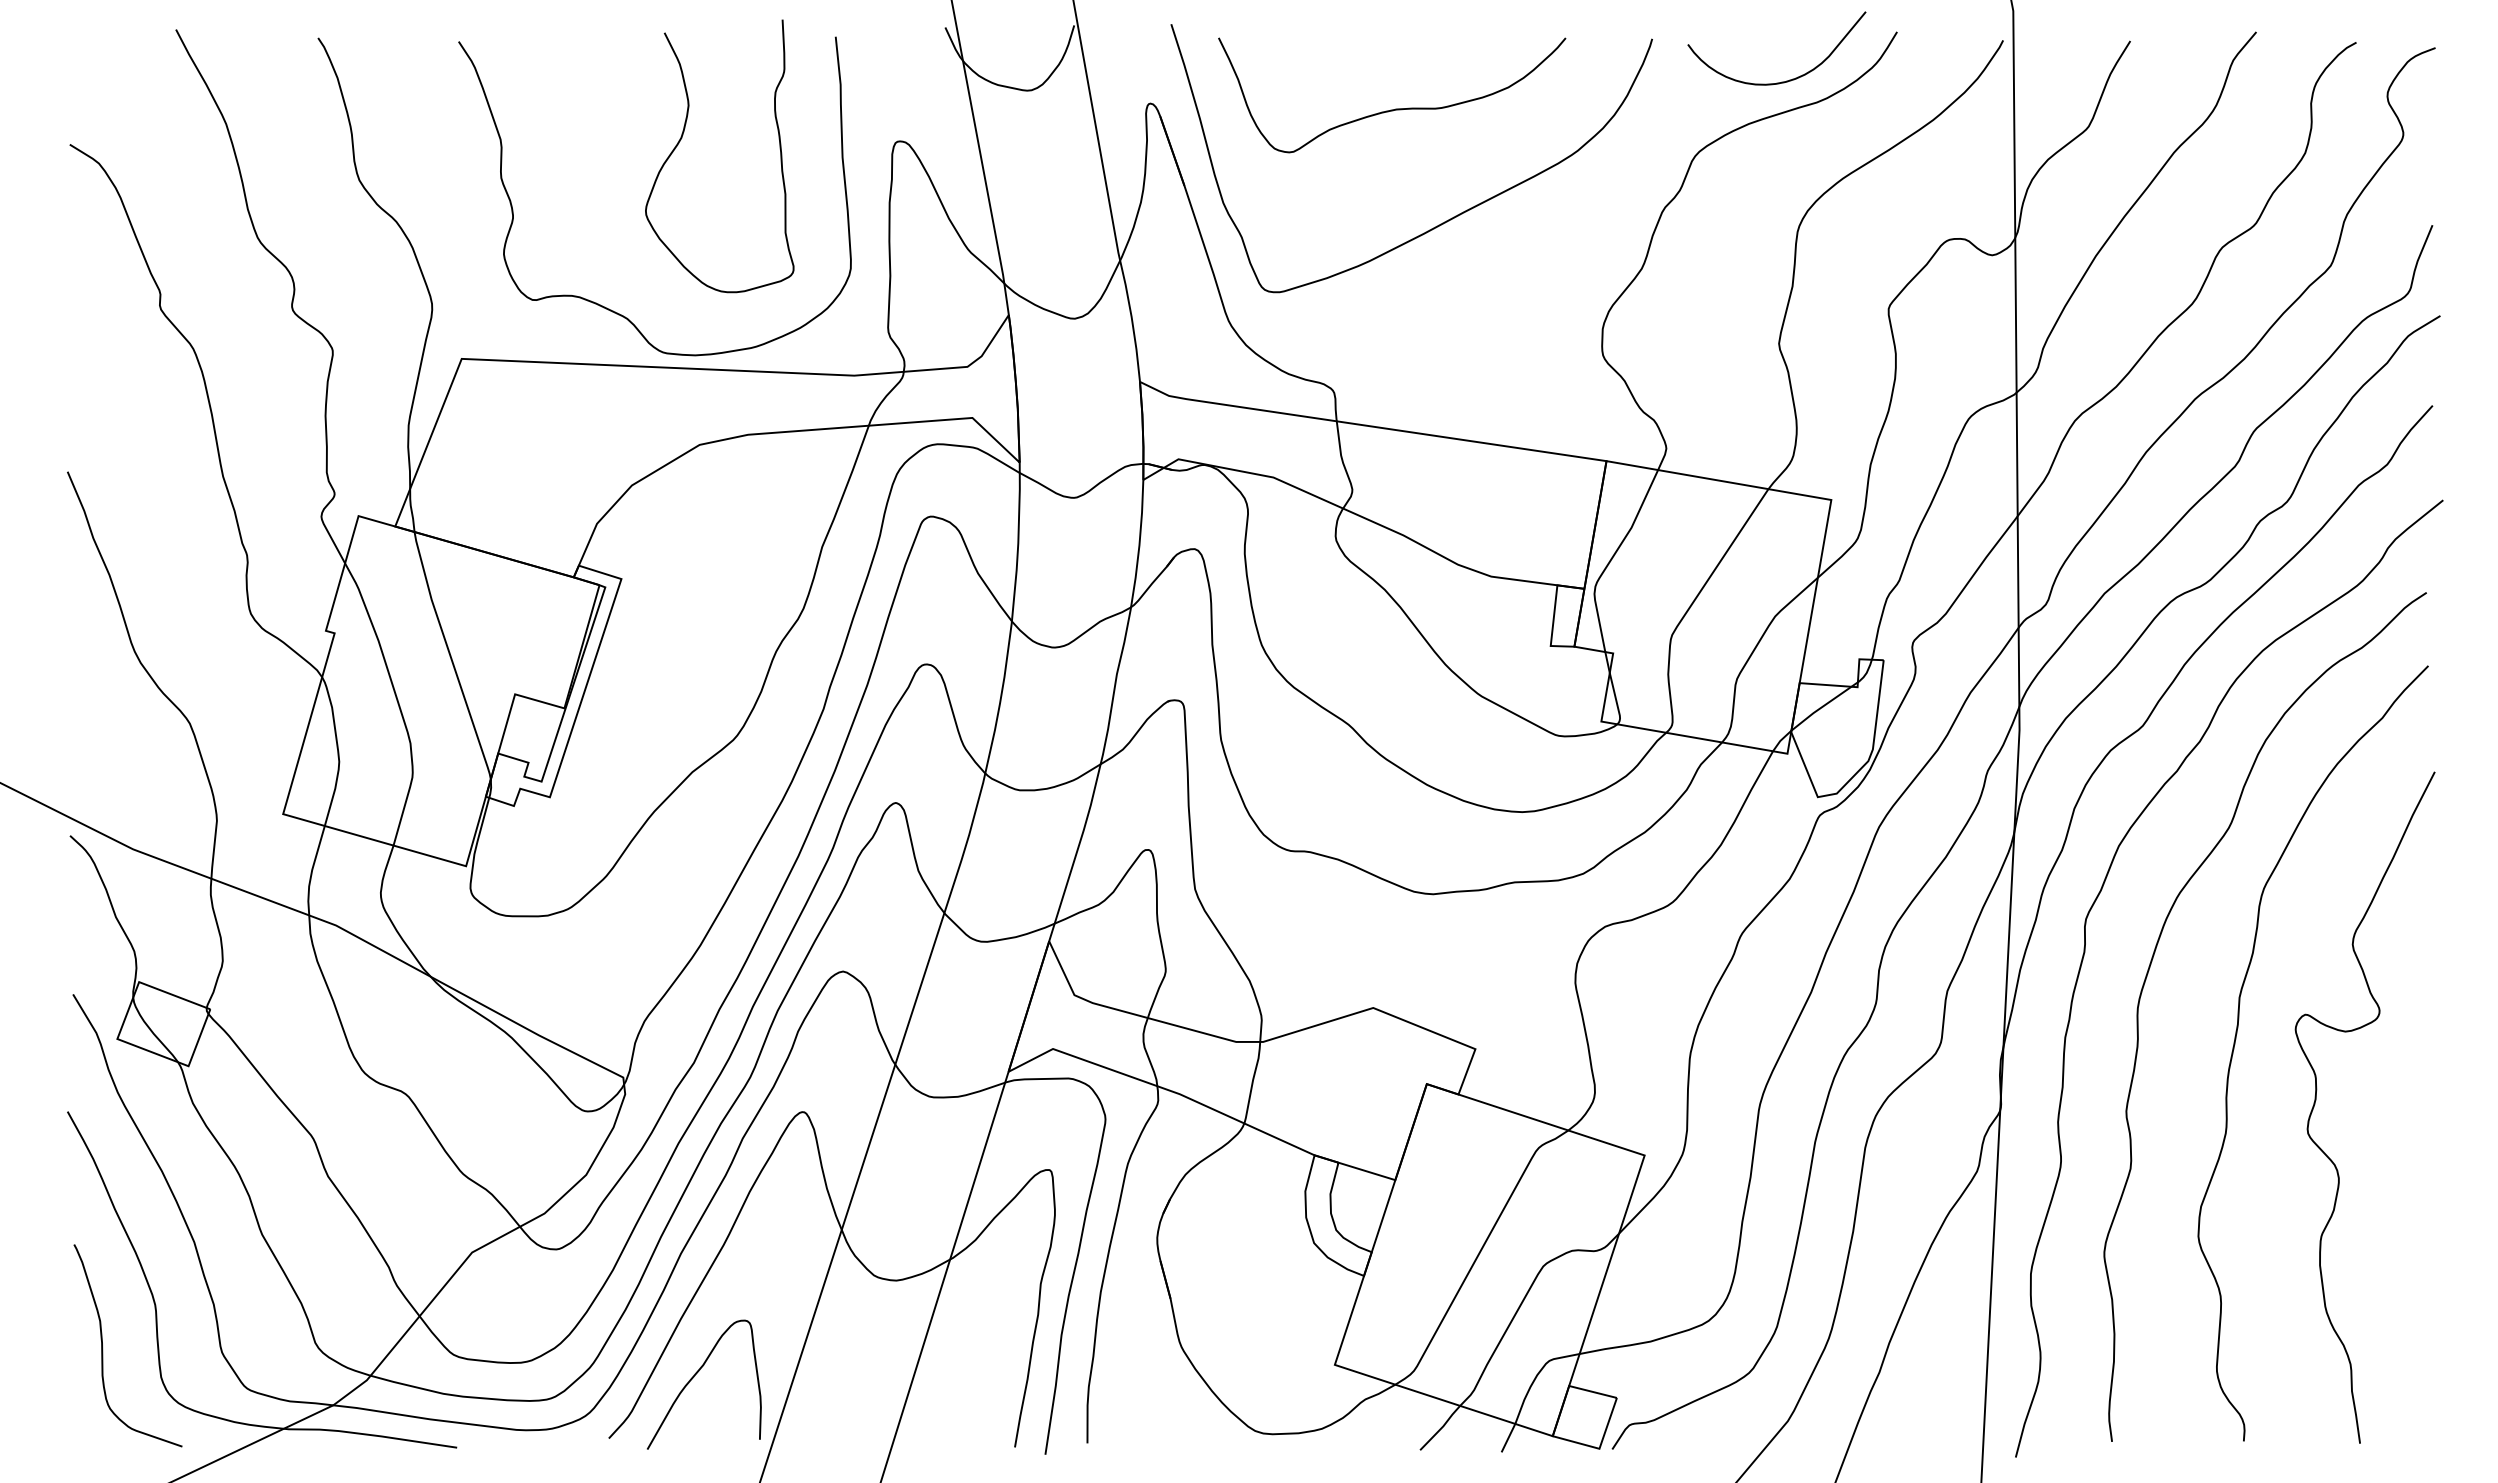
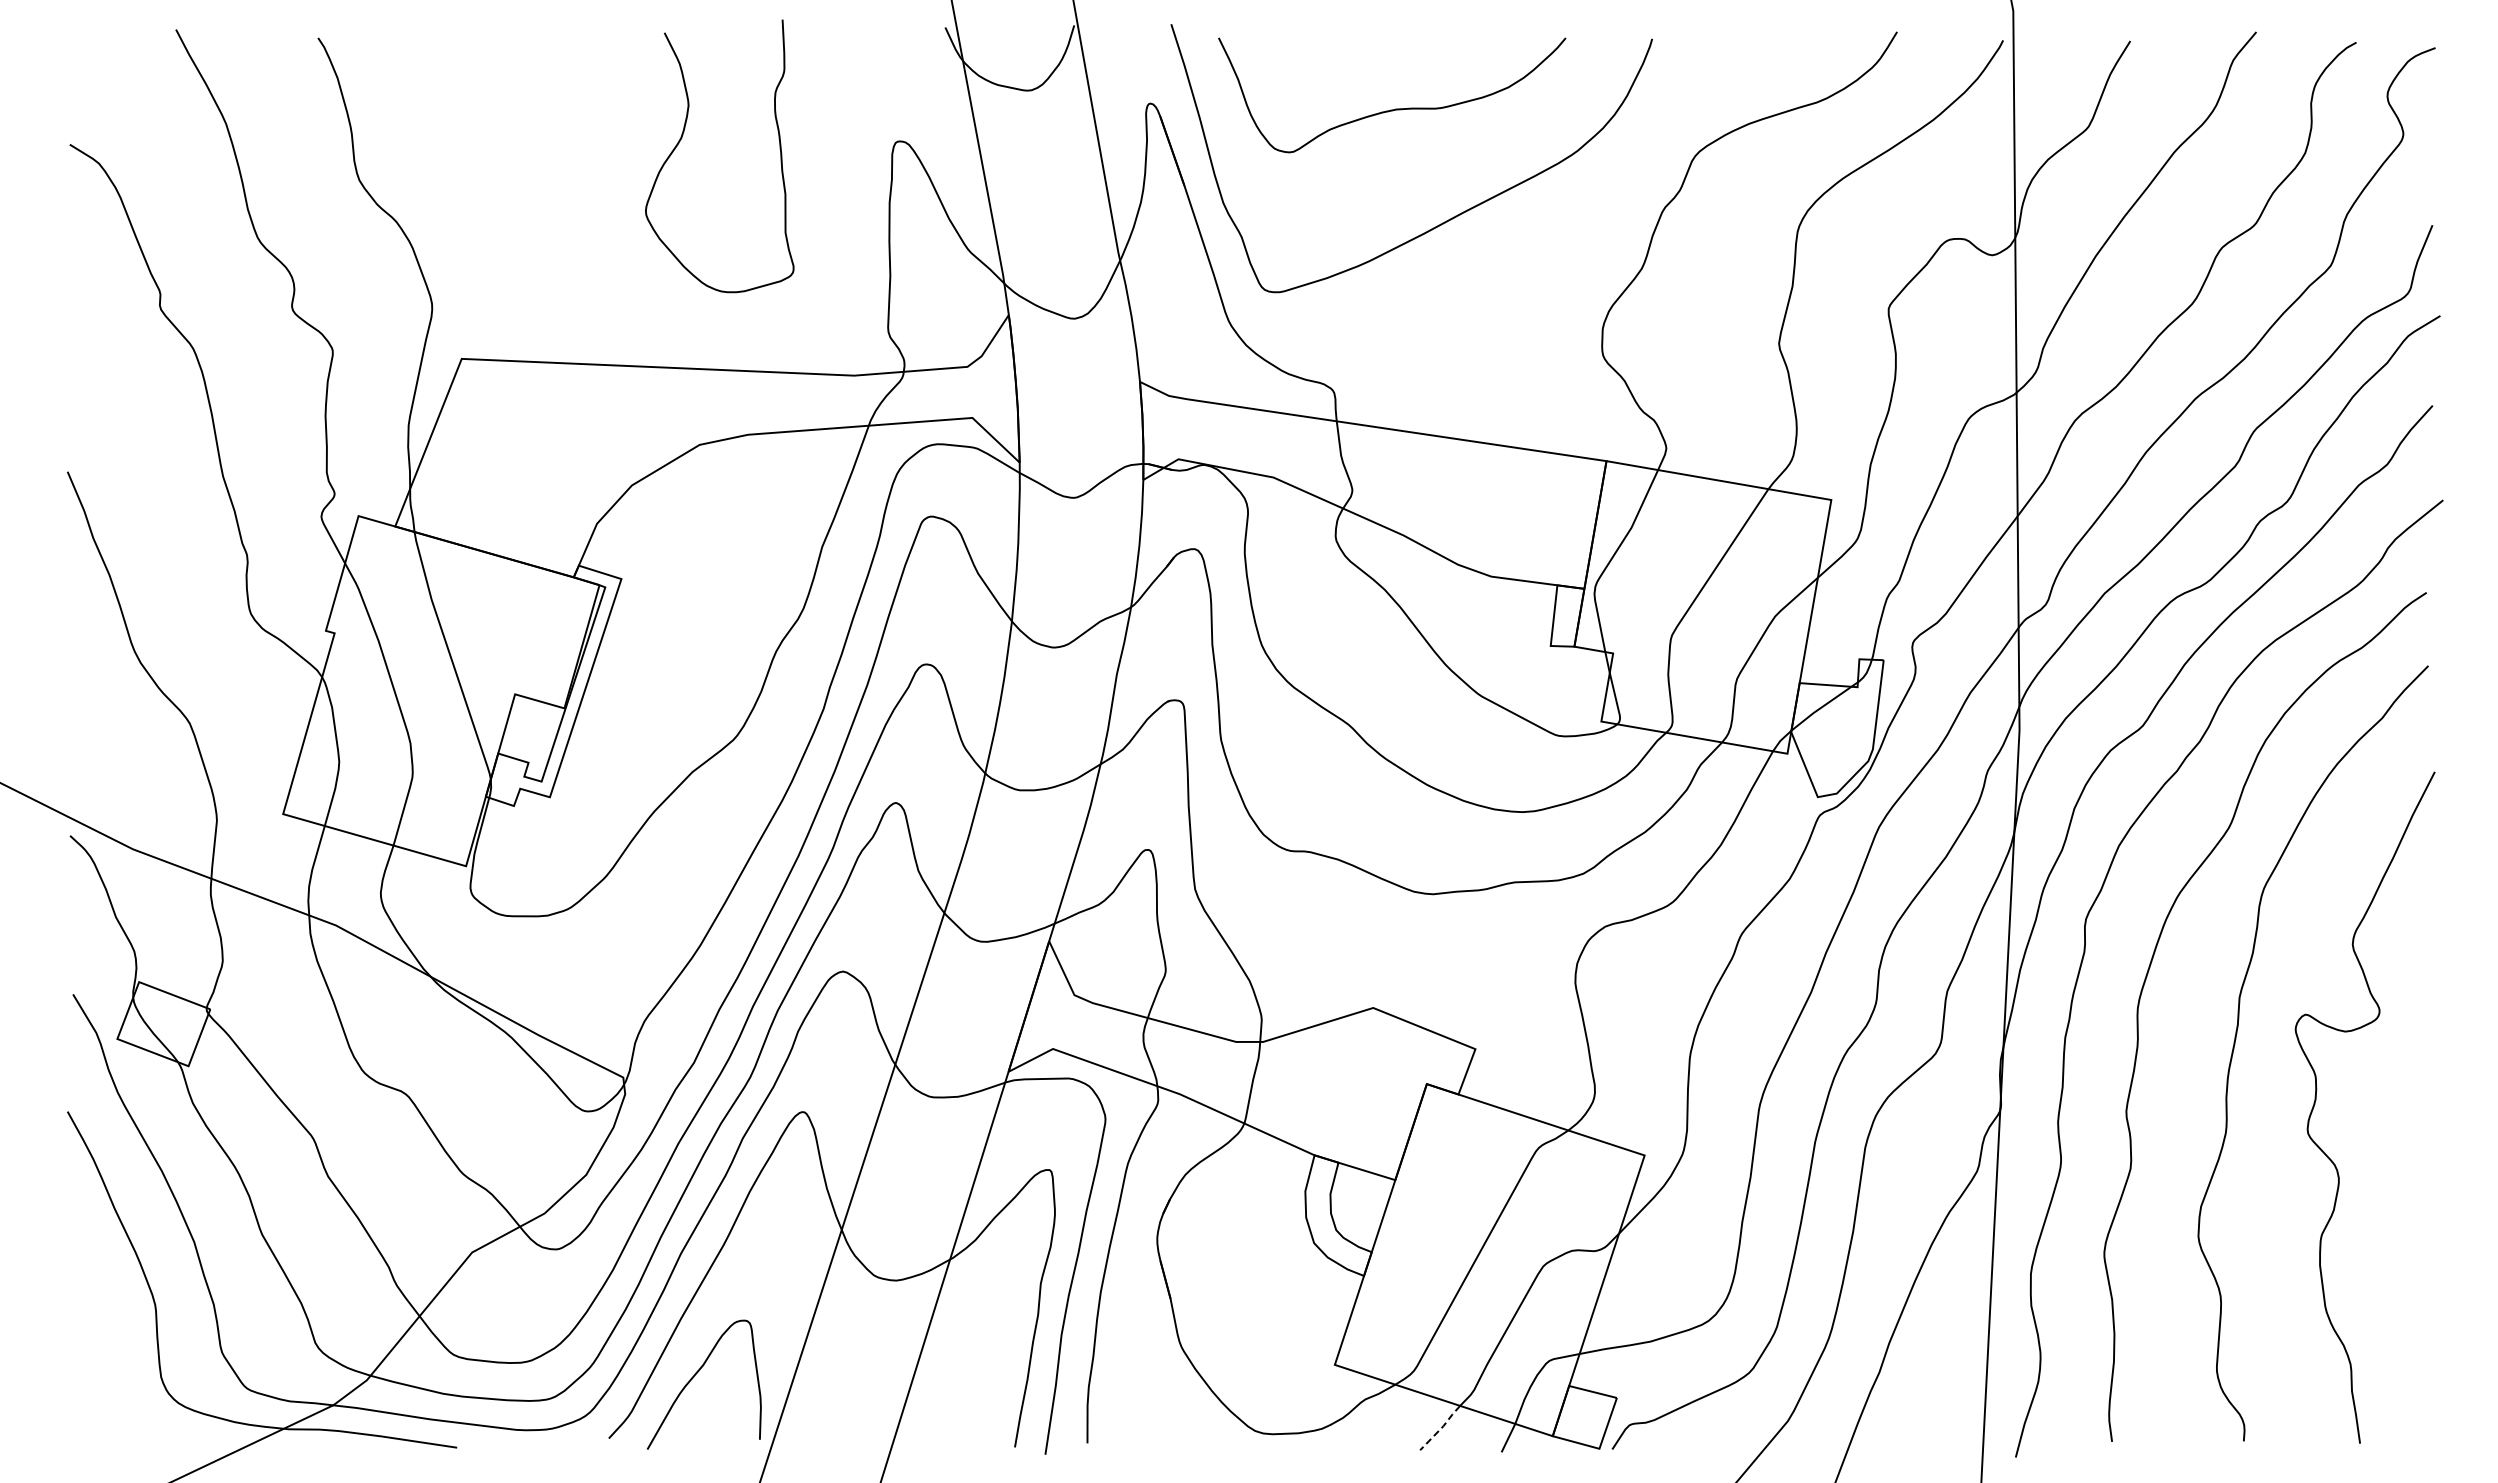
curve: present -> none (1781, 81)
curve: present -> none (609, 308)
curve: present -> none (103, 1348)
line: solid -> dashed (1441, 1428)
